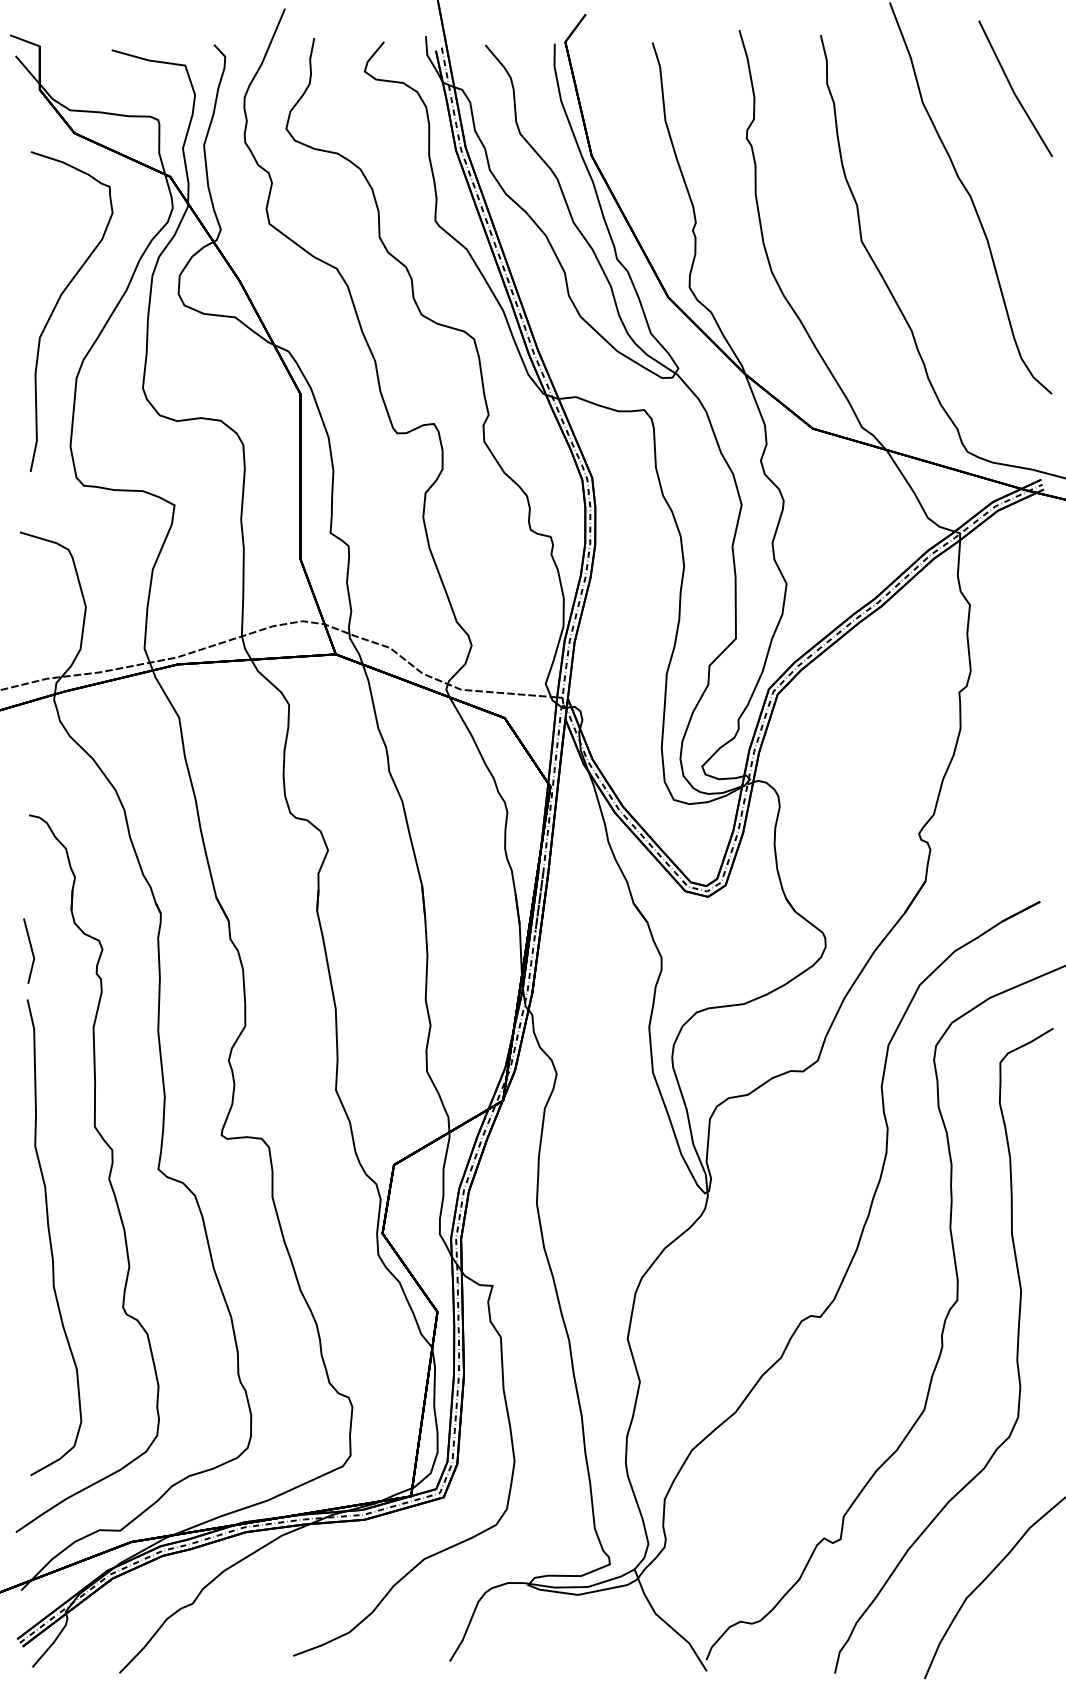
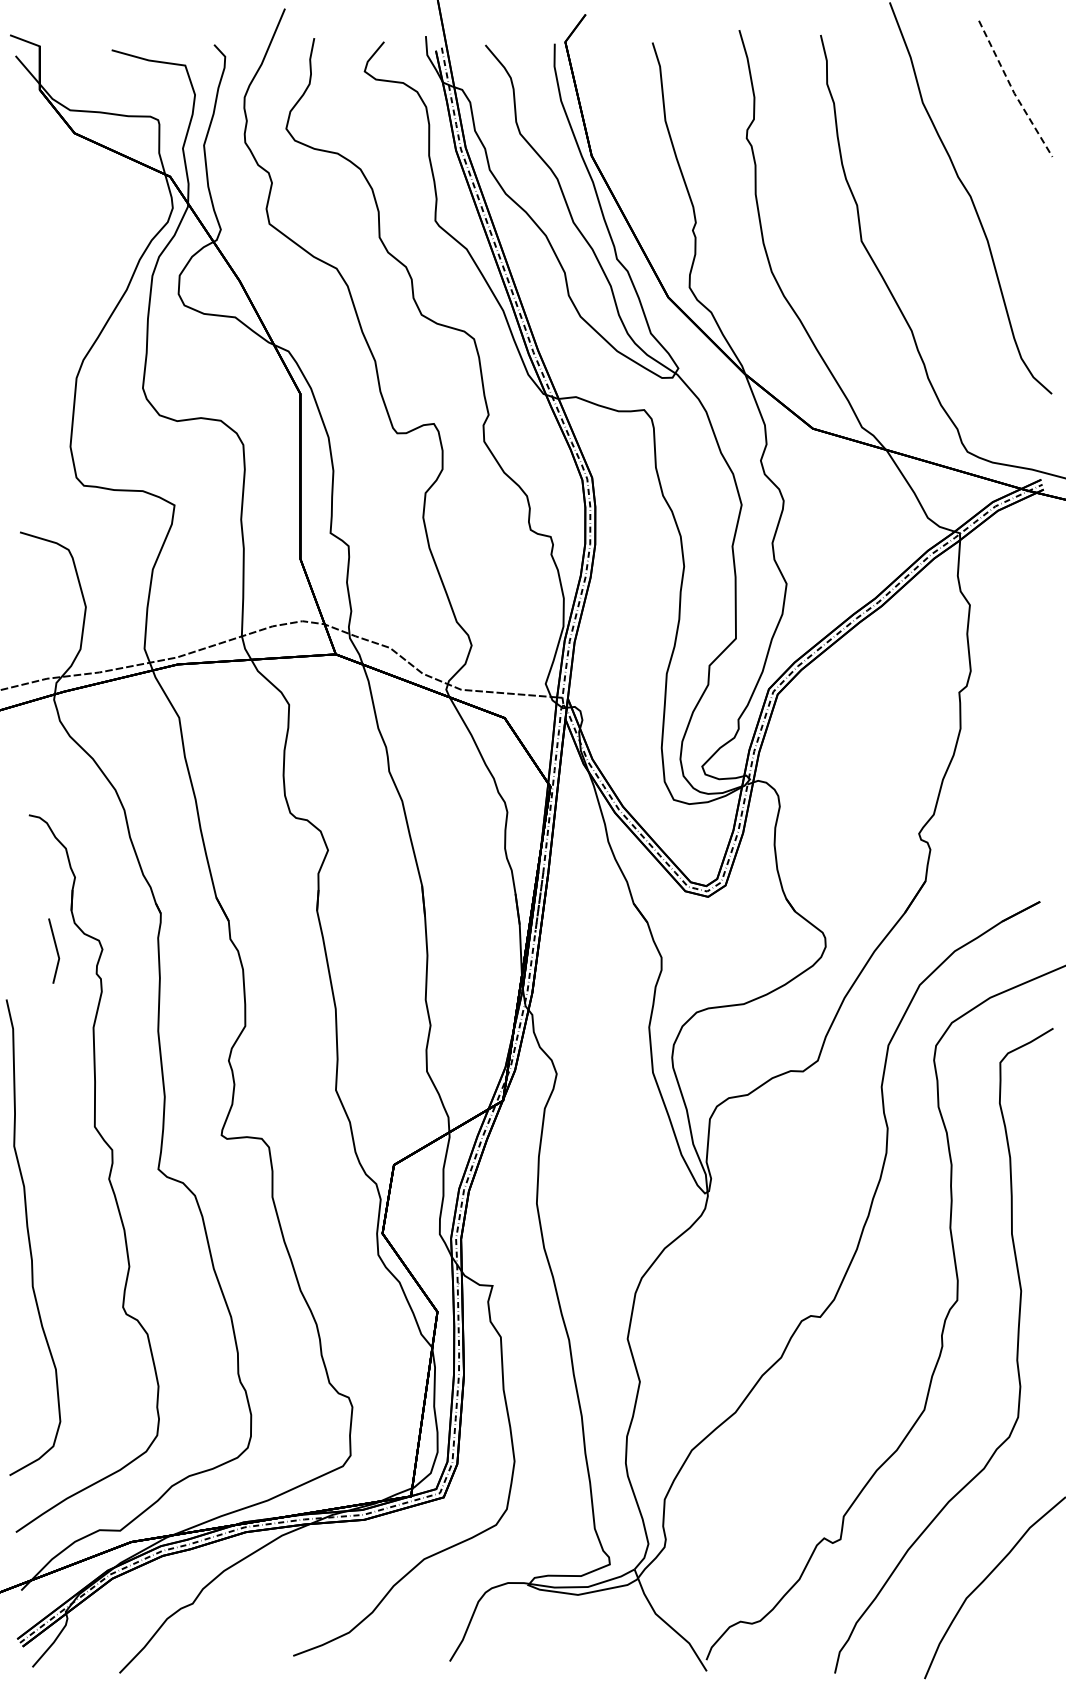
line: solid -> dashed (1013, 91)
curve: present -> none (57, 304)
line position: (31, 950) -> (56, 950) (56, 950)
curve position: (50, 1237) -> (29, 1237) (29, 1237)
